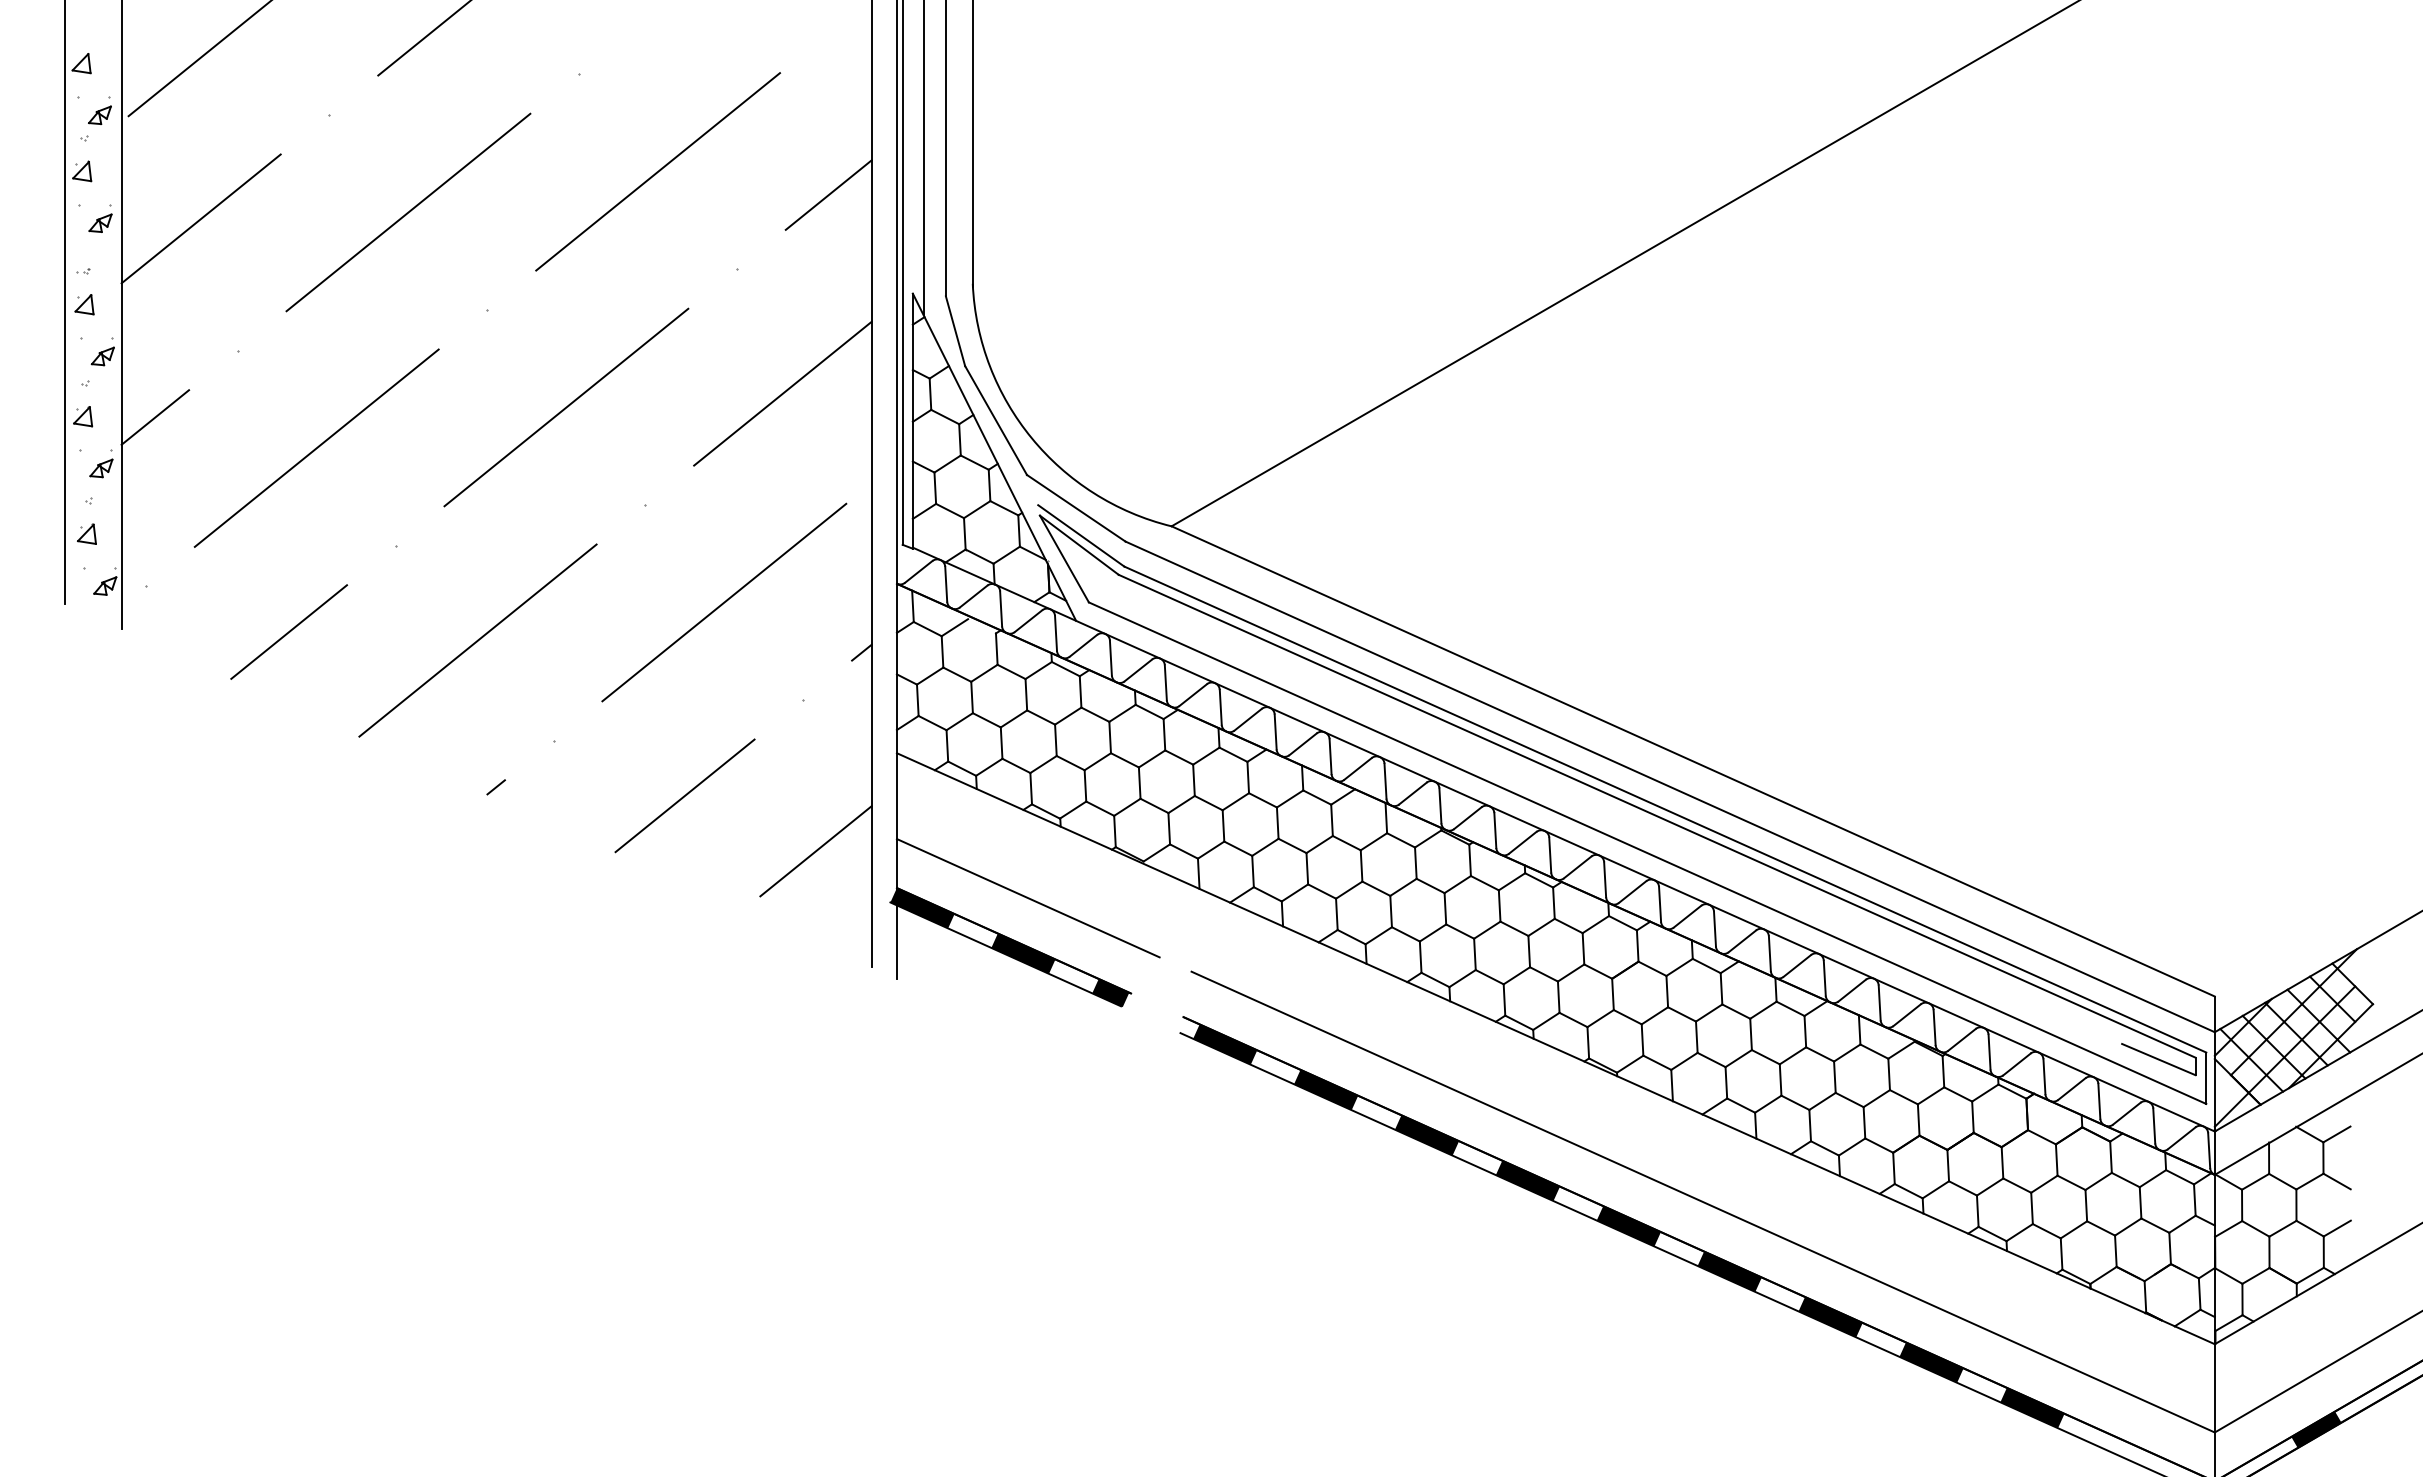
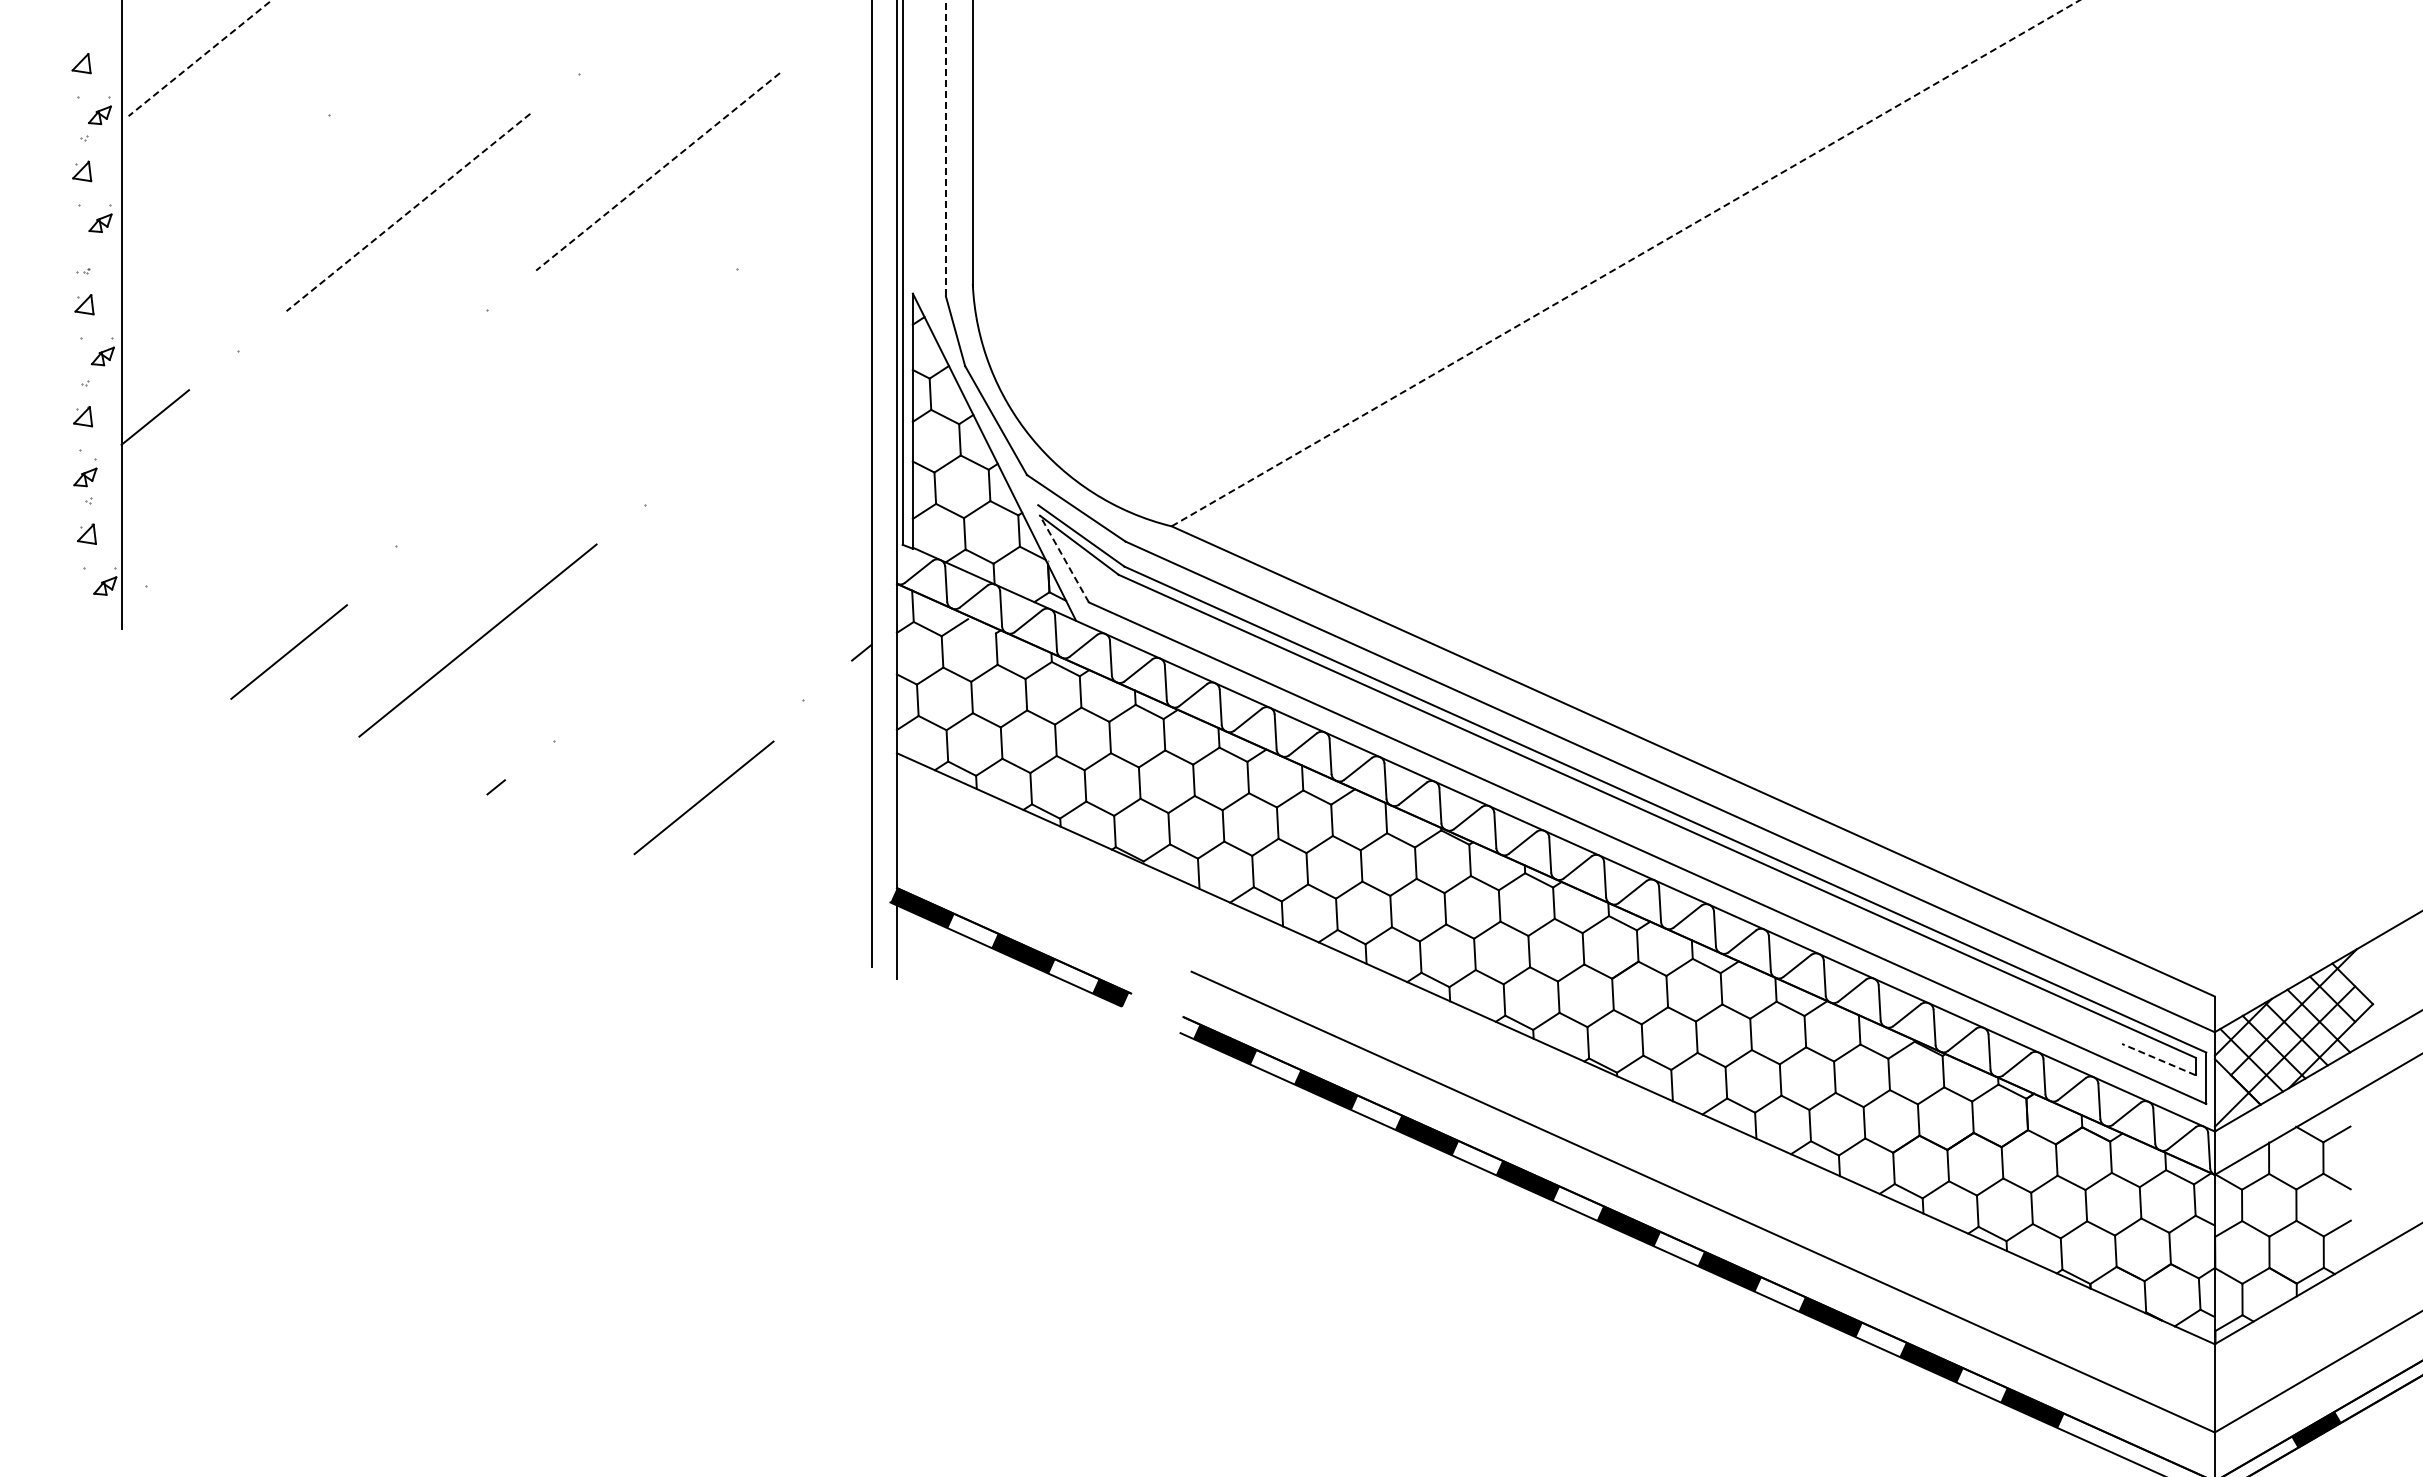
line: present -> none (423, 38)
line: solid -> dashed (200, 58)
line: solid -> dashed (945, 148)
line: present -> none (924, 158)
line: solid -> dashed (658, 171)
line: present -> none (828, 194)
line: solid -> dashed (408, 212)
line: present -> none (200, 218)
line: solid -> dashed (1625, 263)
line: present -> none (64, 302)
line: present -> none (782, 393)
line: present -> none (566, 407)
line: present -> none (316, 447)
part position: (101, 463) -> (85, 472) (85, 472)
line: solid -> dashed (1064, 559)
line: present -> none (724, 602)
line position: (289, 631) -> (289, 651) (289, 651)
line position: (684, 795) -> (703, 797) (703, 797)
line: present -> none (815, 851)
line: present -> none (1027, 898)
line: solid -> dashed (2158, 1059)
